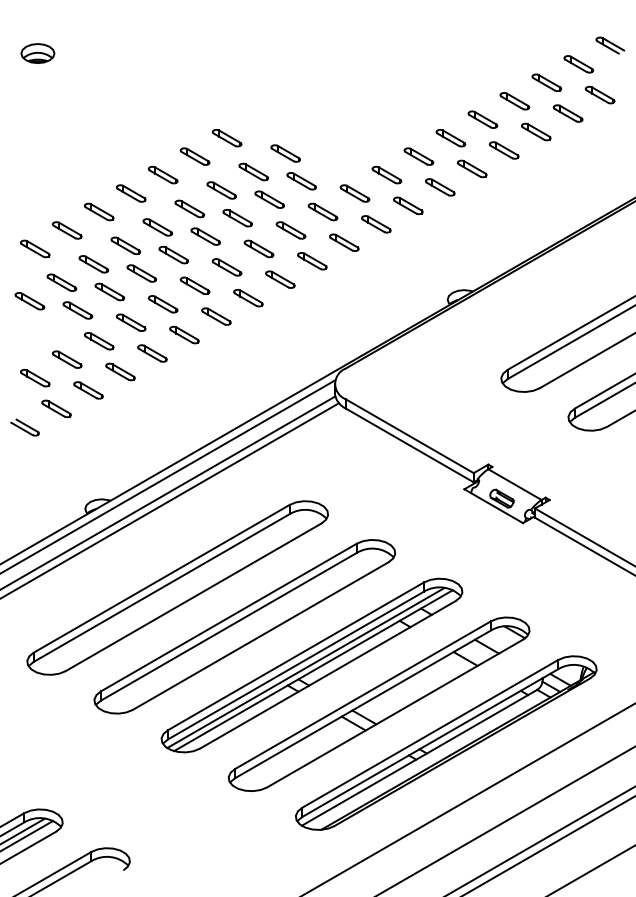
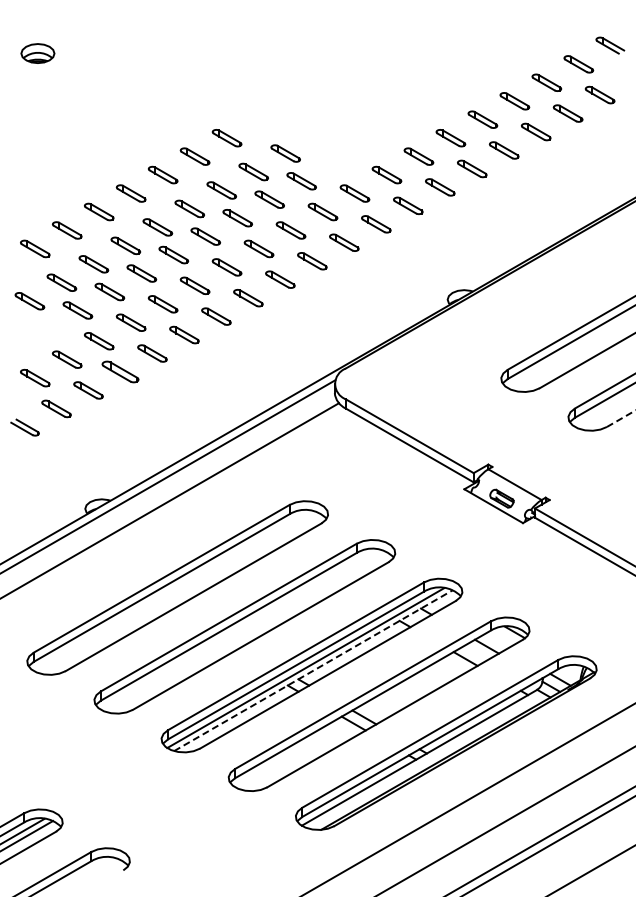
part size: 31x20 px -> 39x24 px (120, 371)
line: solid -> dashed (621, 418)
line: present -> none (168, 492)
line: solid -> dashed (313, 670)
